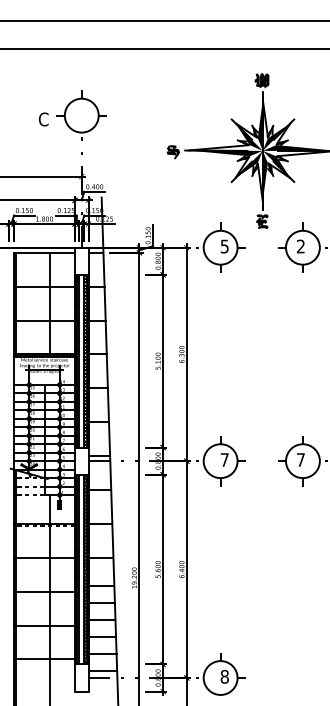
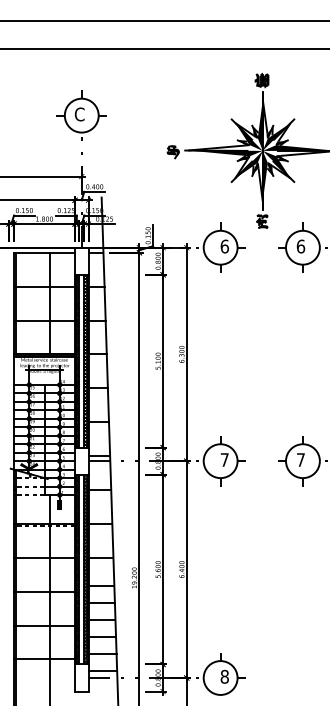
text position: (43, 119) -> (79, 114) (79, 114)
text: 5 -> 6 (224, 246)
text: 2 -> 6 (300, 246)
